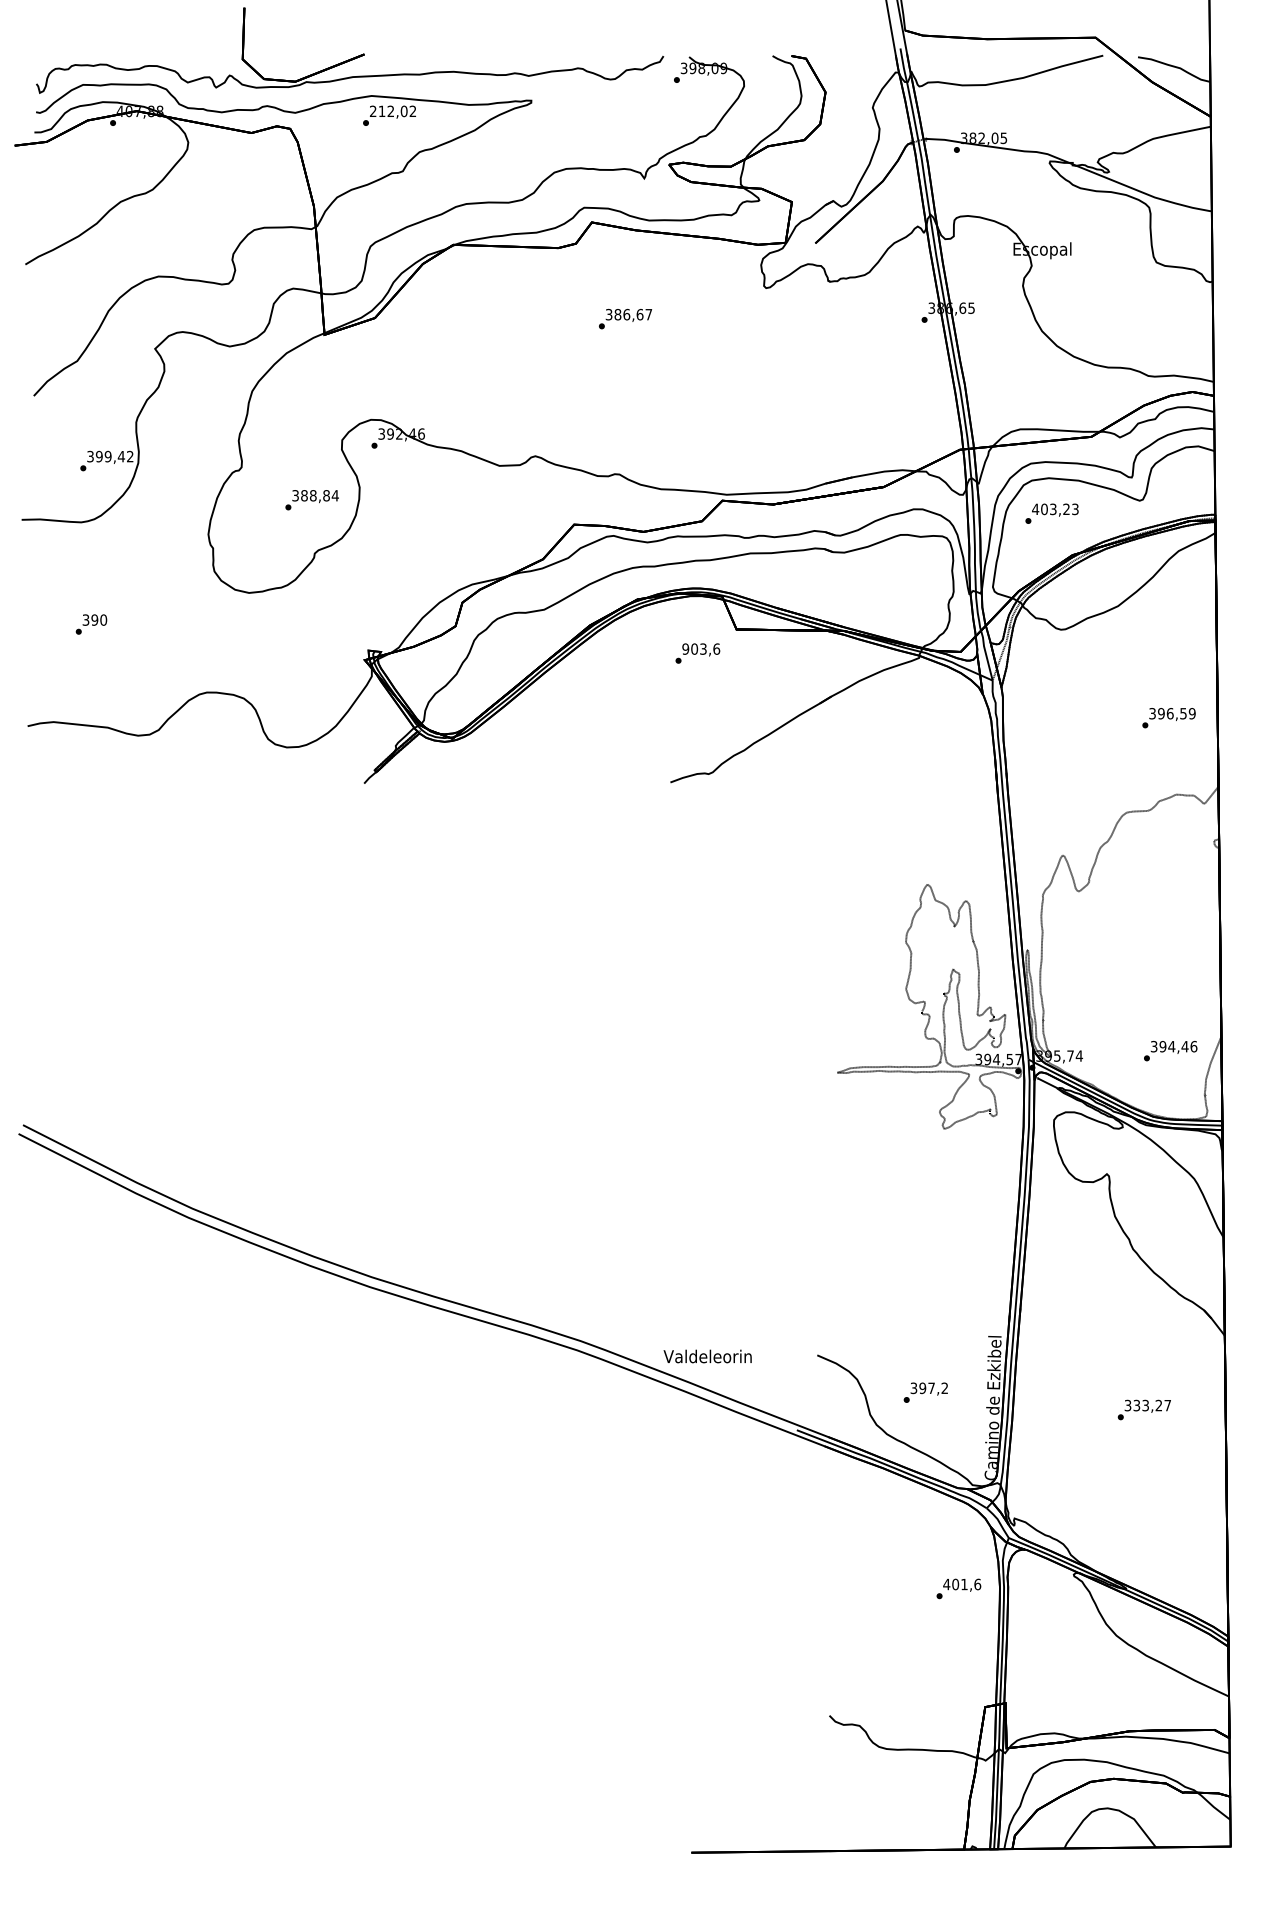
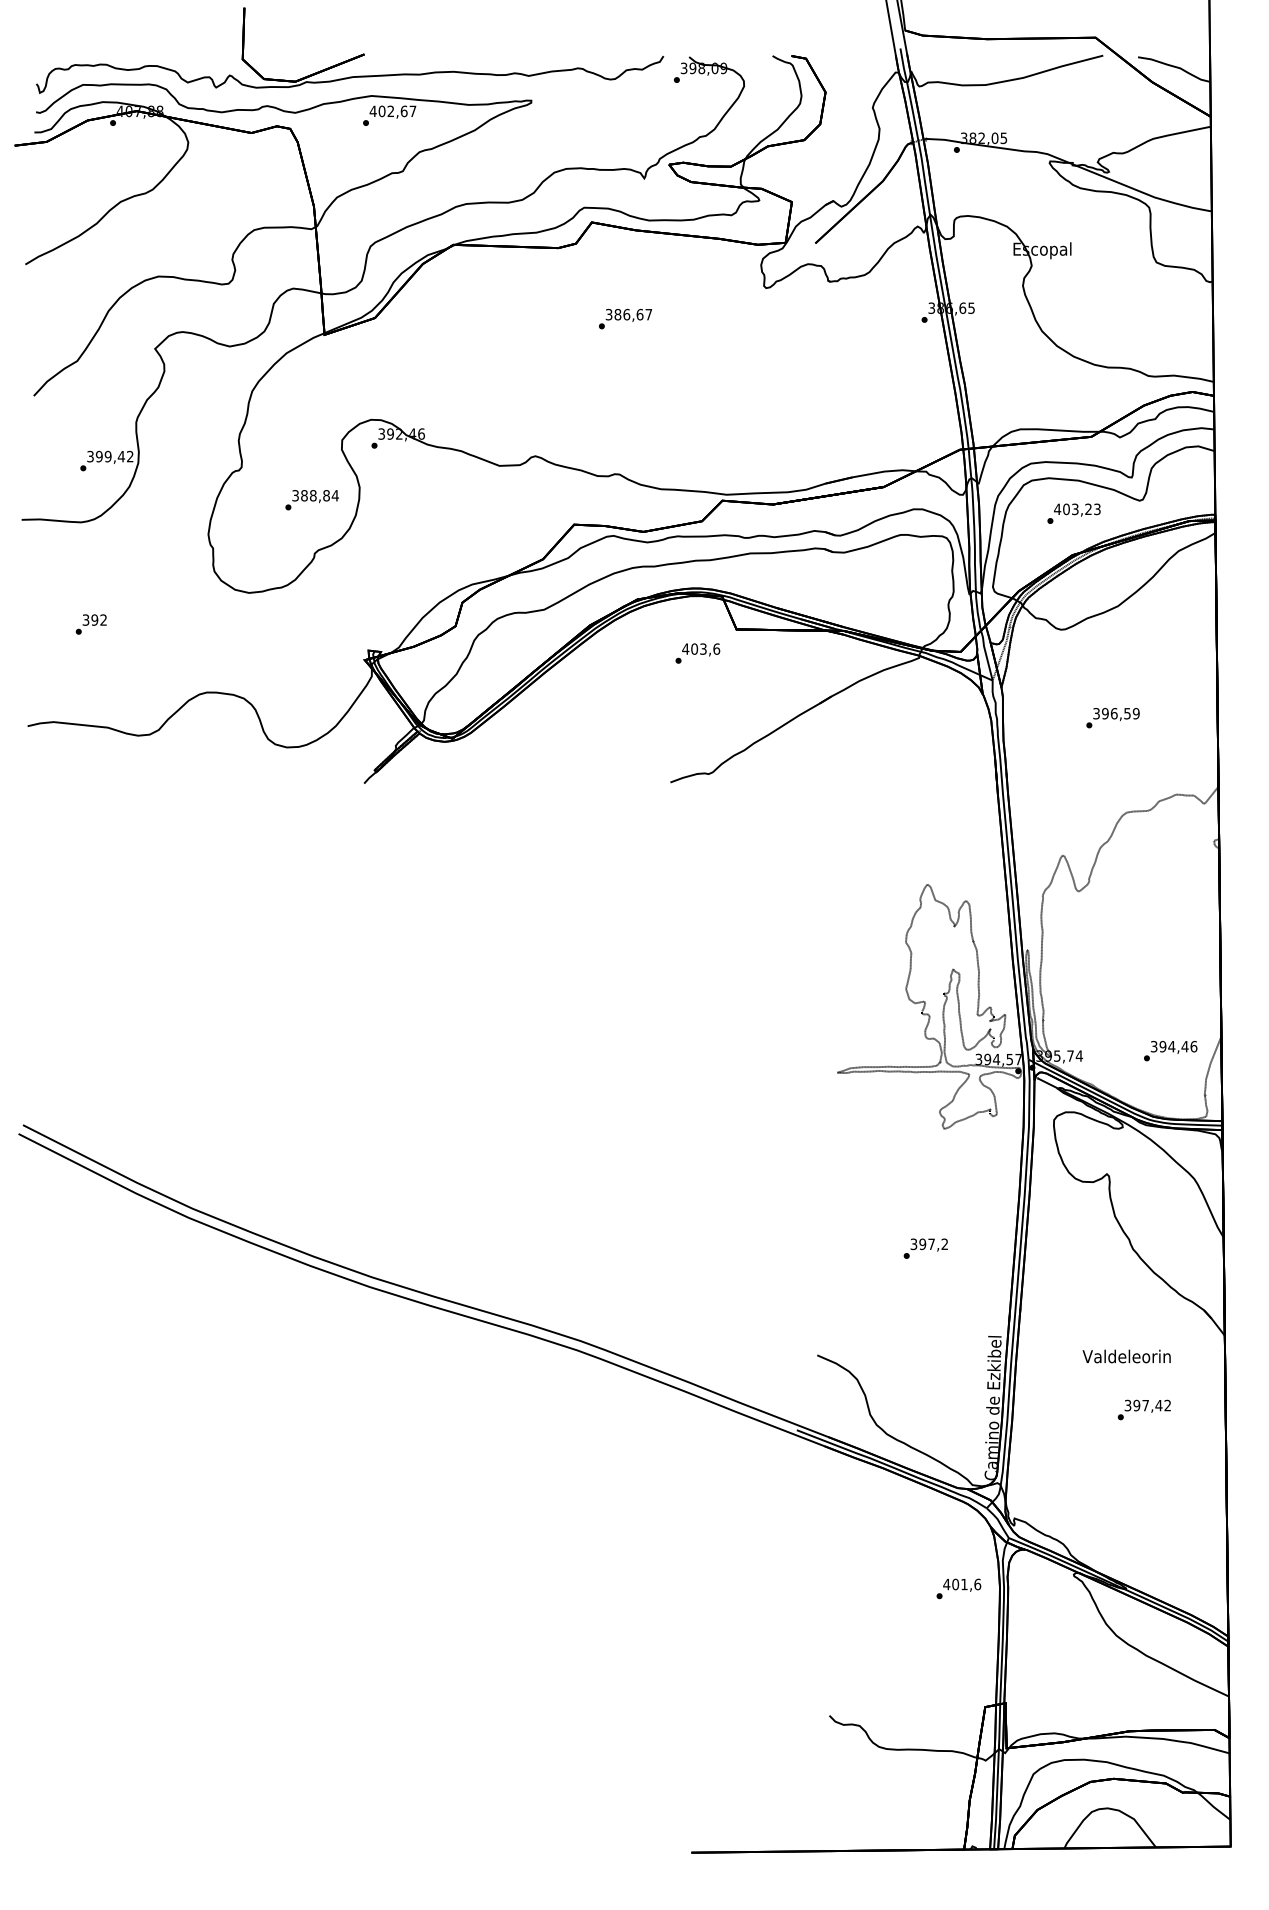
text: 212,02 -> 402,67 (392, 111)
text position: (1051, 513) -> (1073, 513) (1073, 513)
text: 390 -> 392 (103, 619)
text: 903,6 -> 403,6 (685, 648)
text position: (1168, 718) -> (1112, 718) (1112, 718)
text position: (707, 1356) -> (1126, 1356) (1126, 1356)
text position: (925, 1392) -> (925, 1248) (925, 1248)
text: 333,27 -> 397,42 (1151, 1405)
